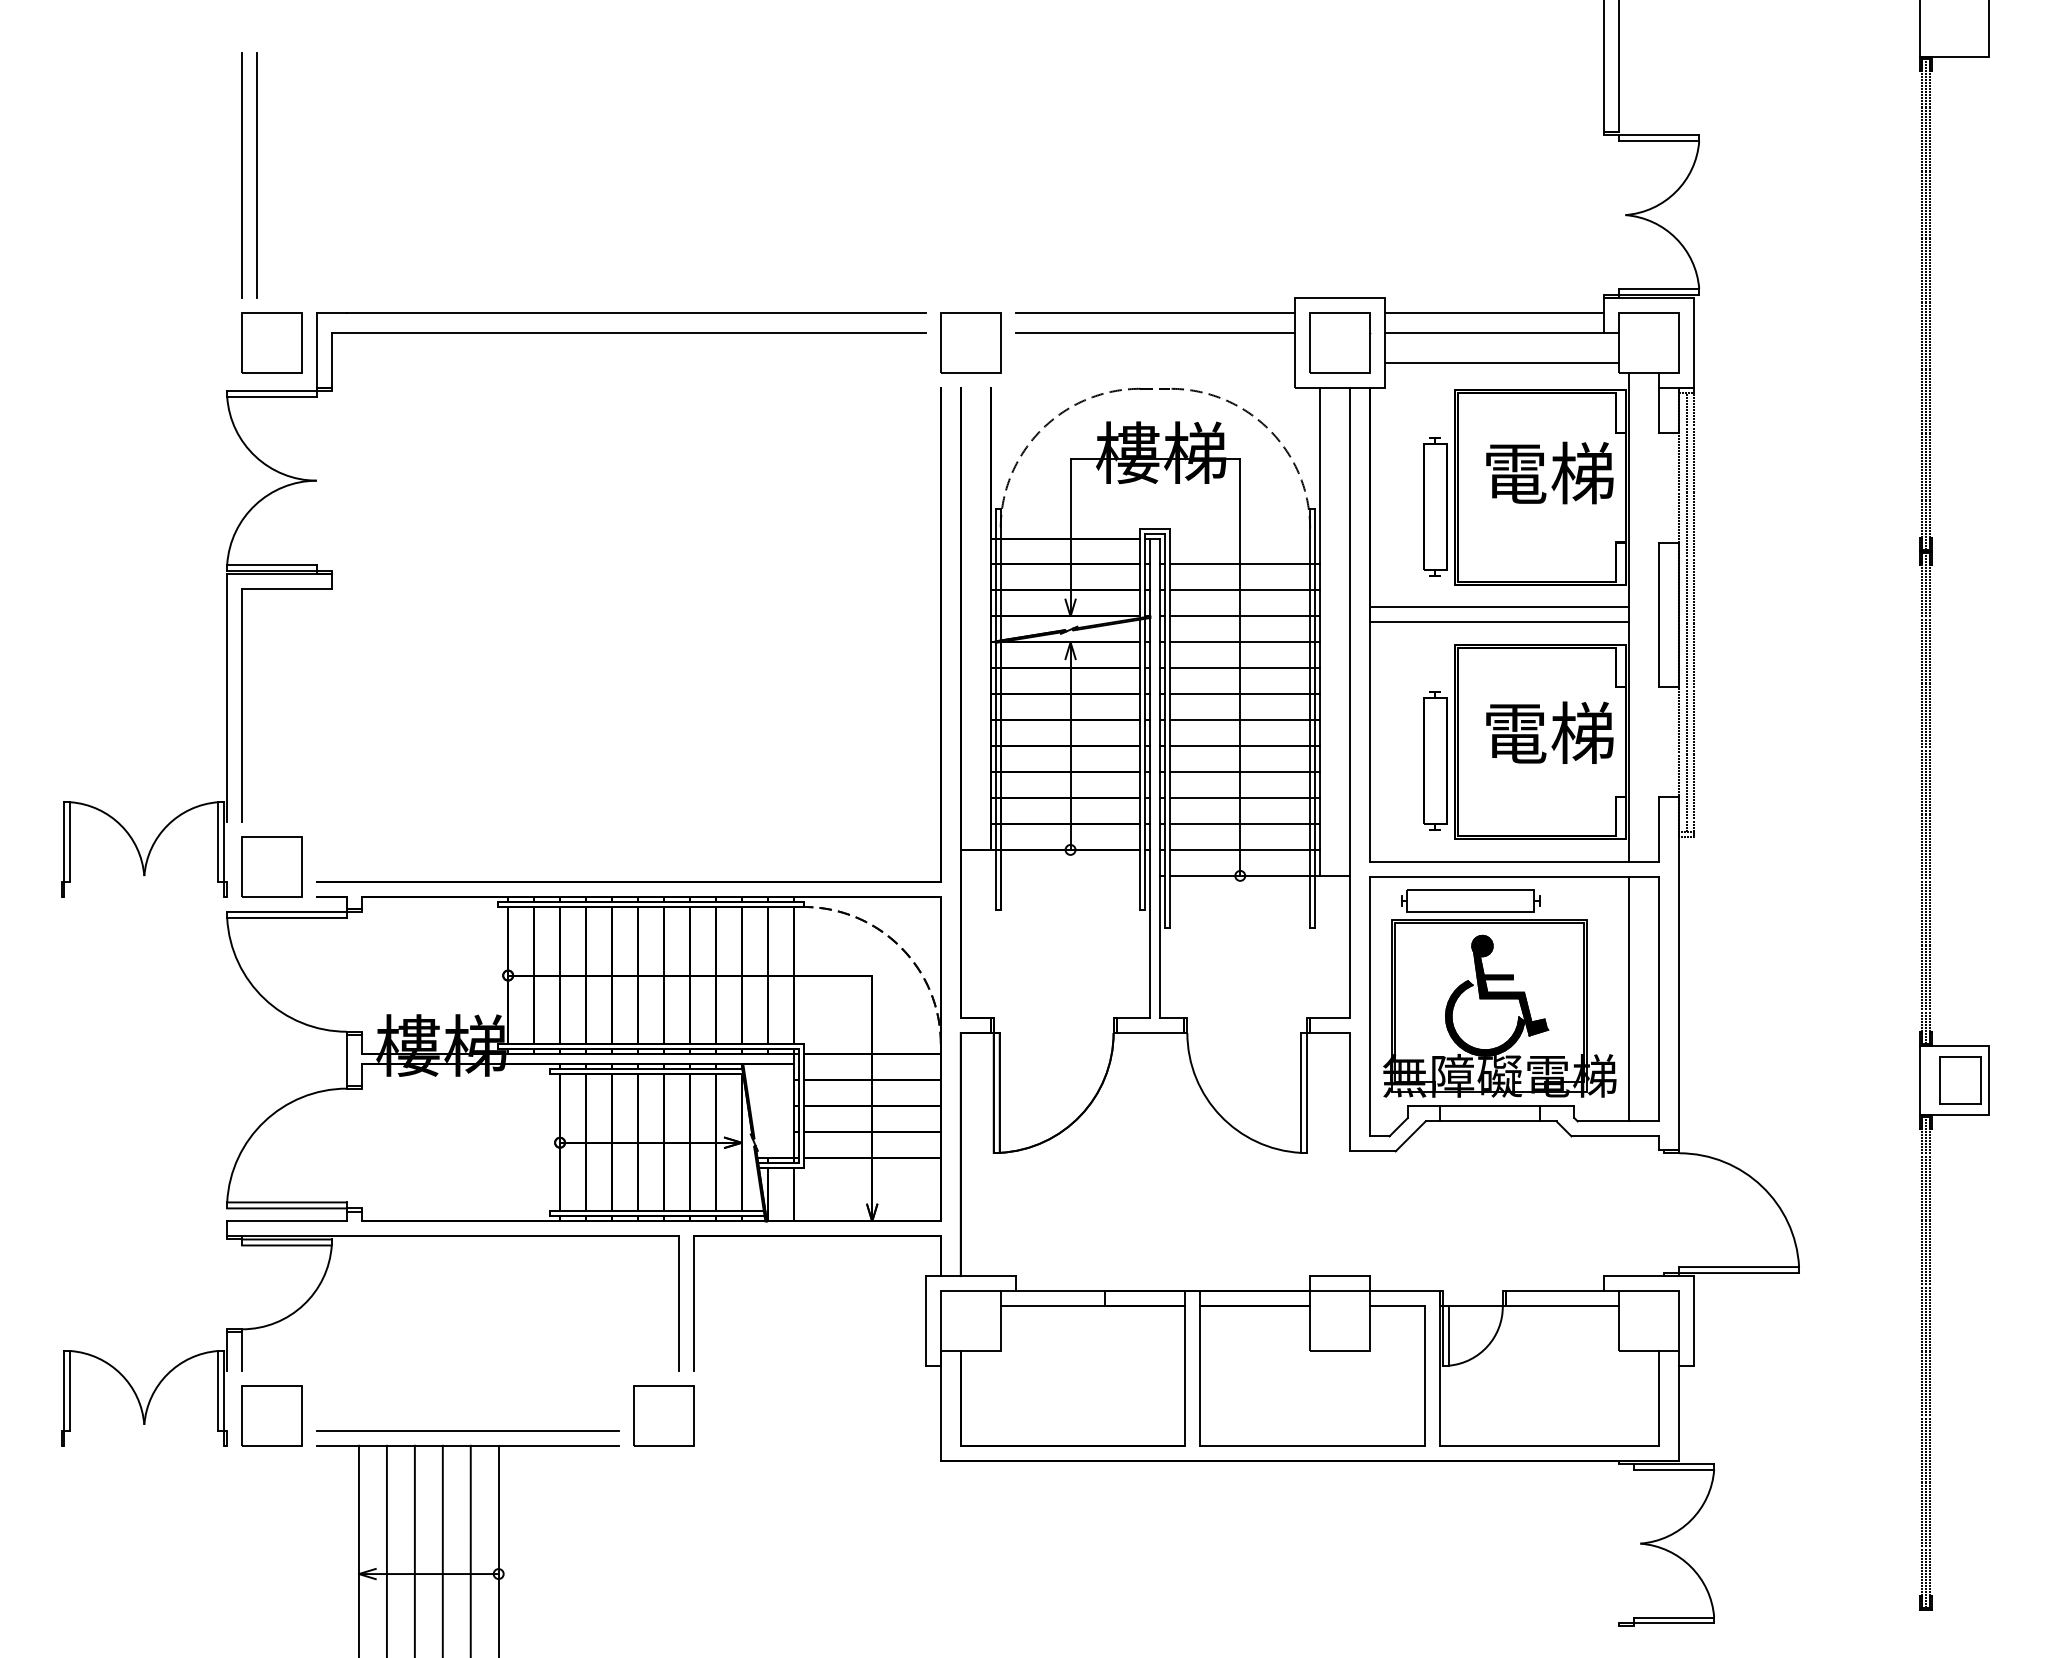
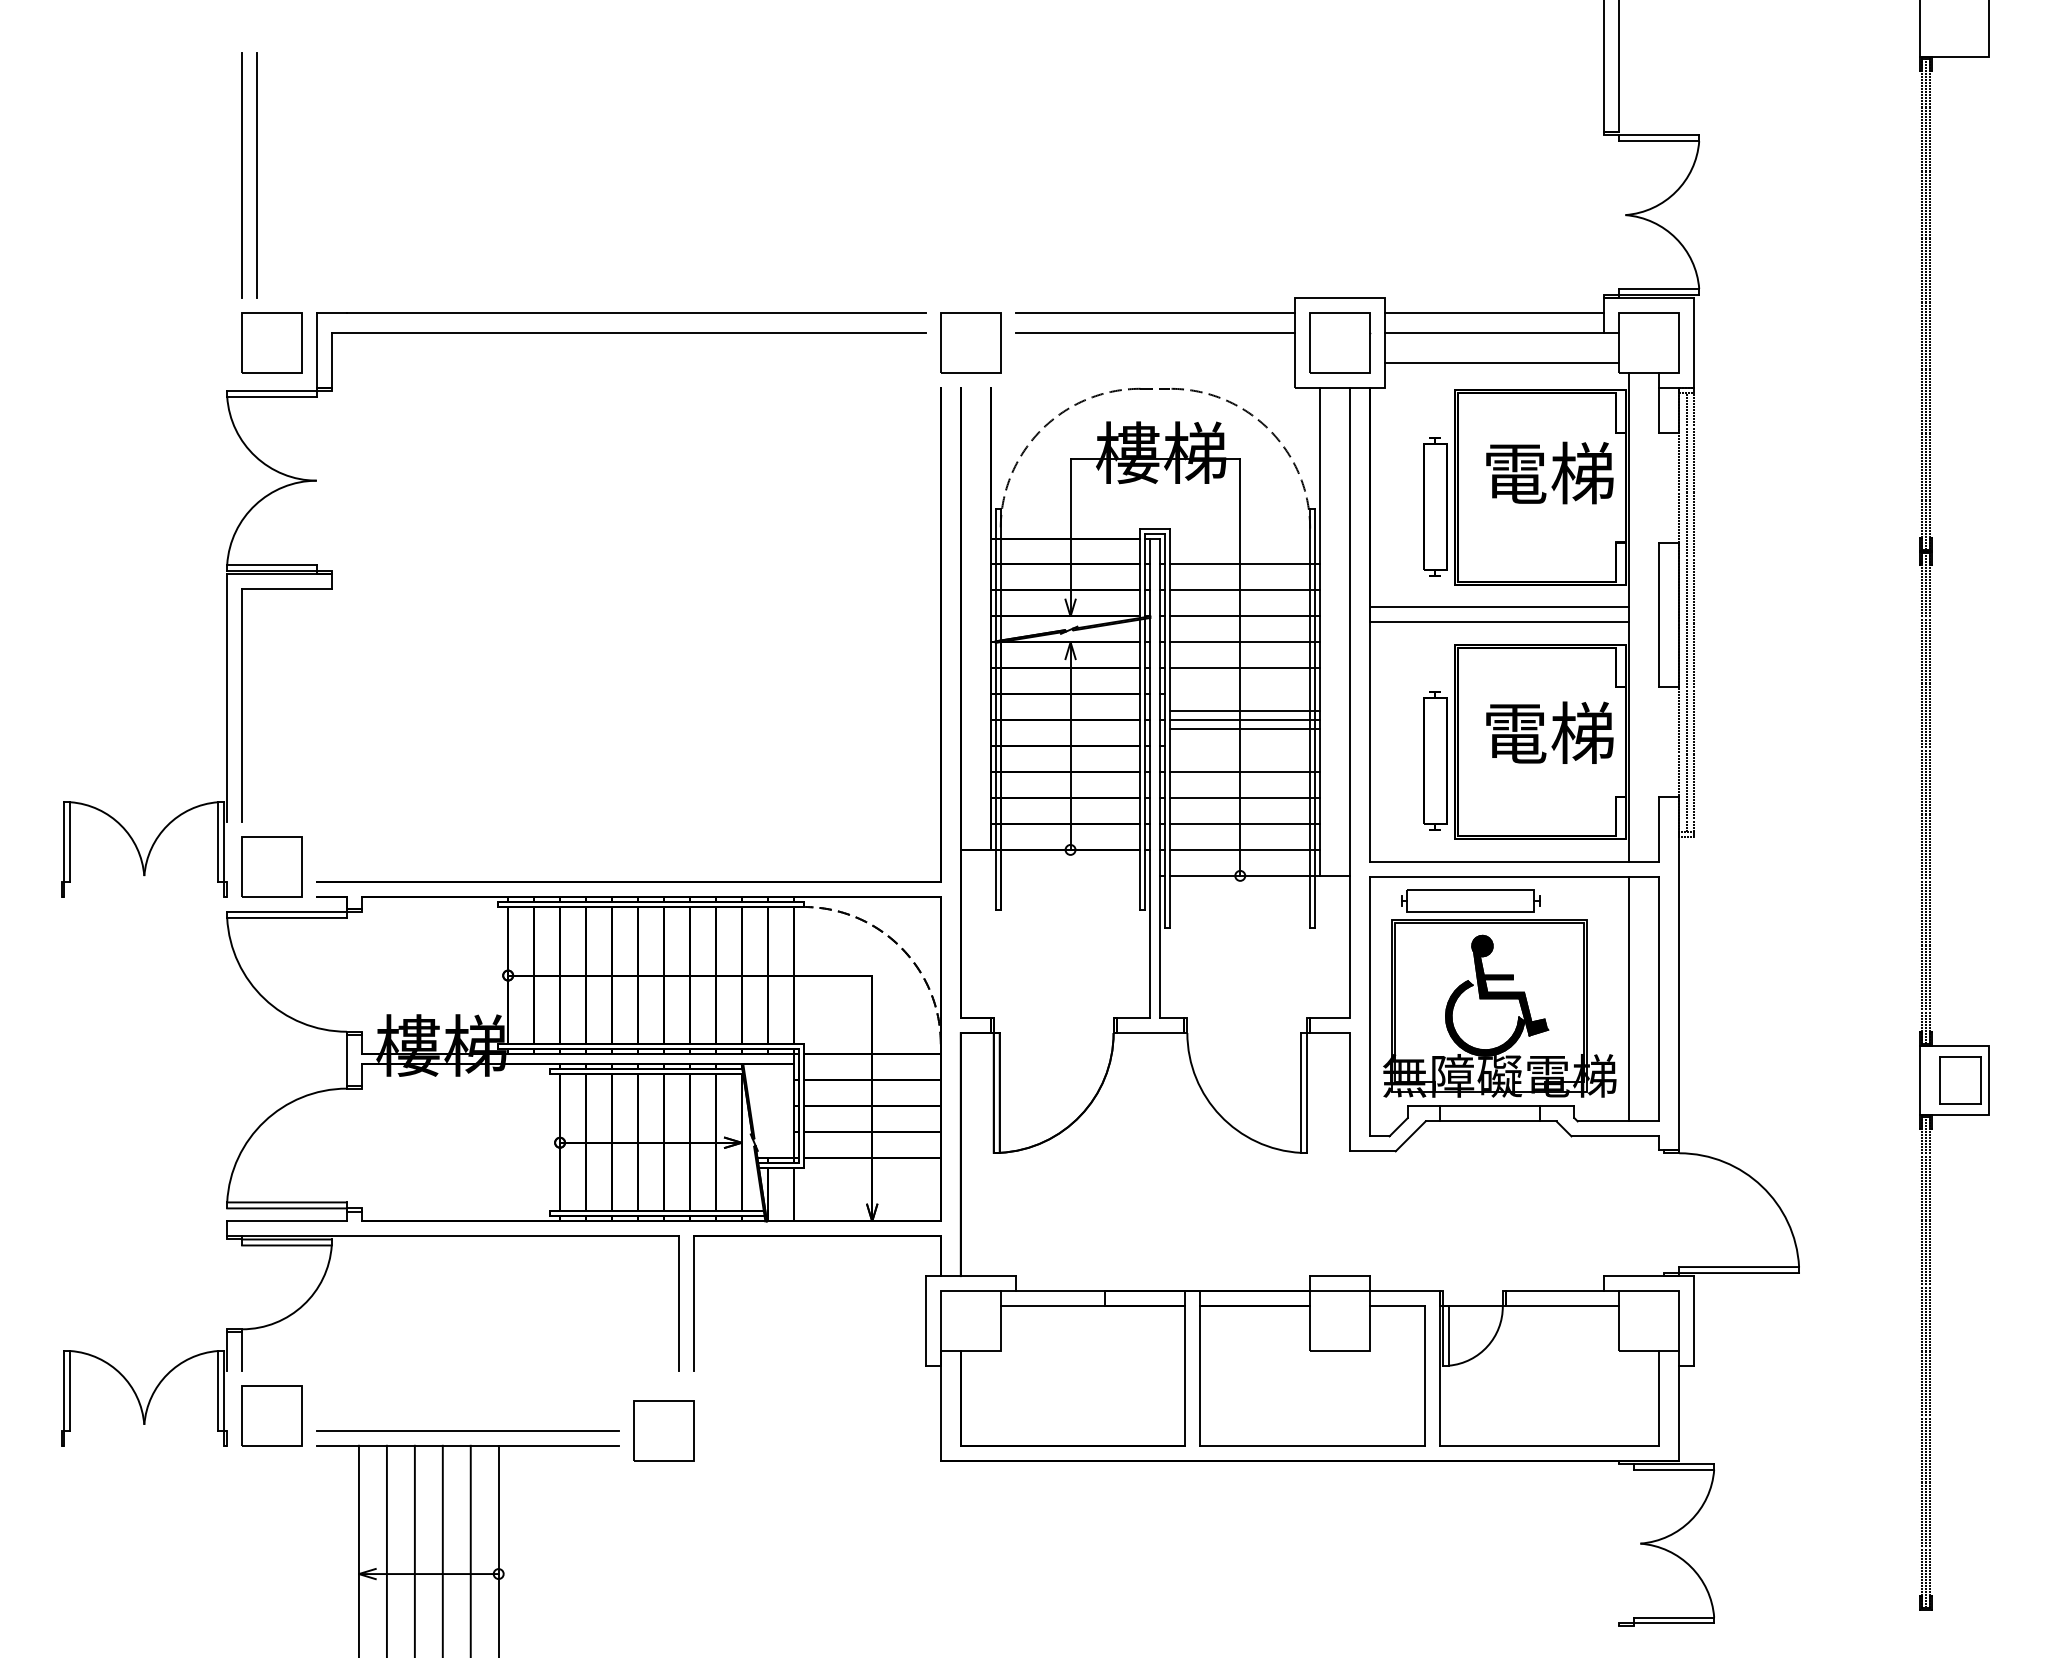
line position: (1245, 694) -> (1245, 711) (1245, 711)
line position: (1245, 746) -> (1245, 729) (1245, 729)
part position: (663, 1415) -> (663, 1430) (663, 1430)
